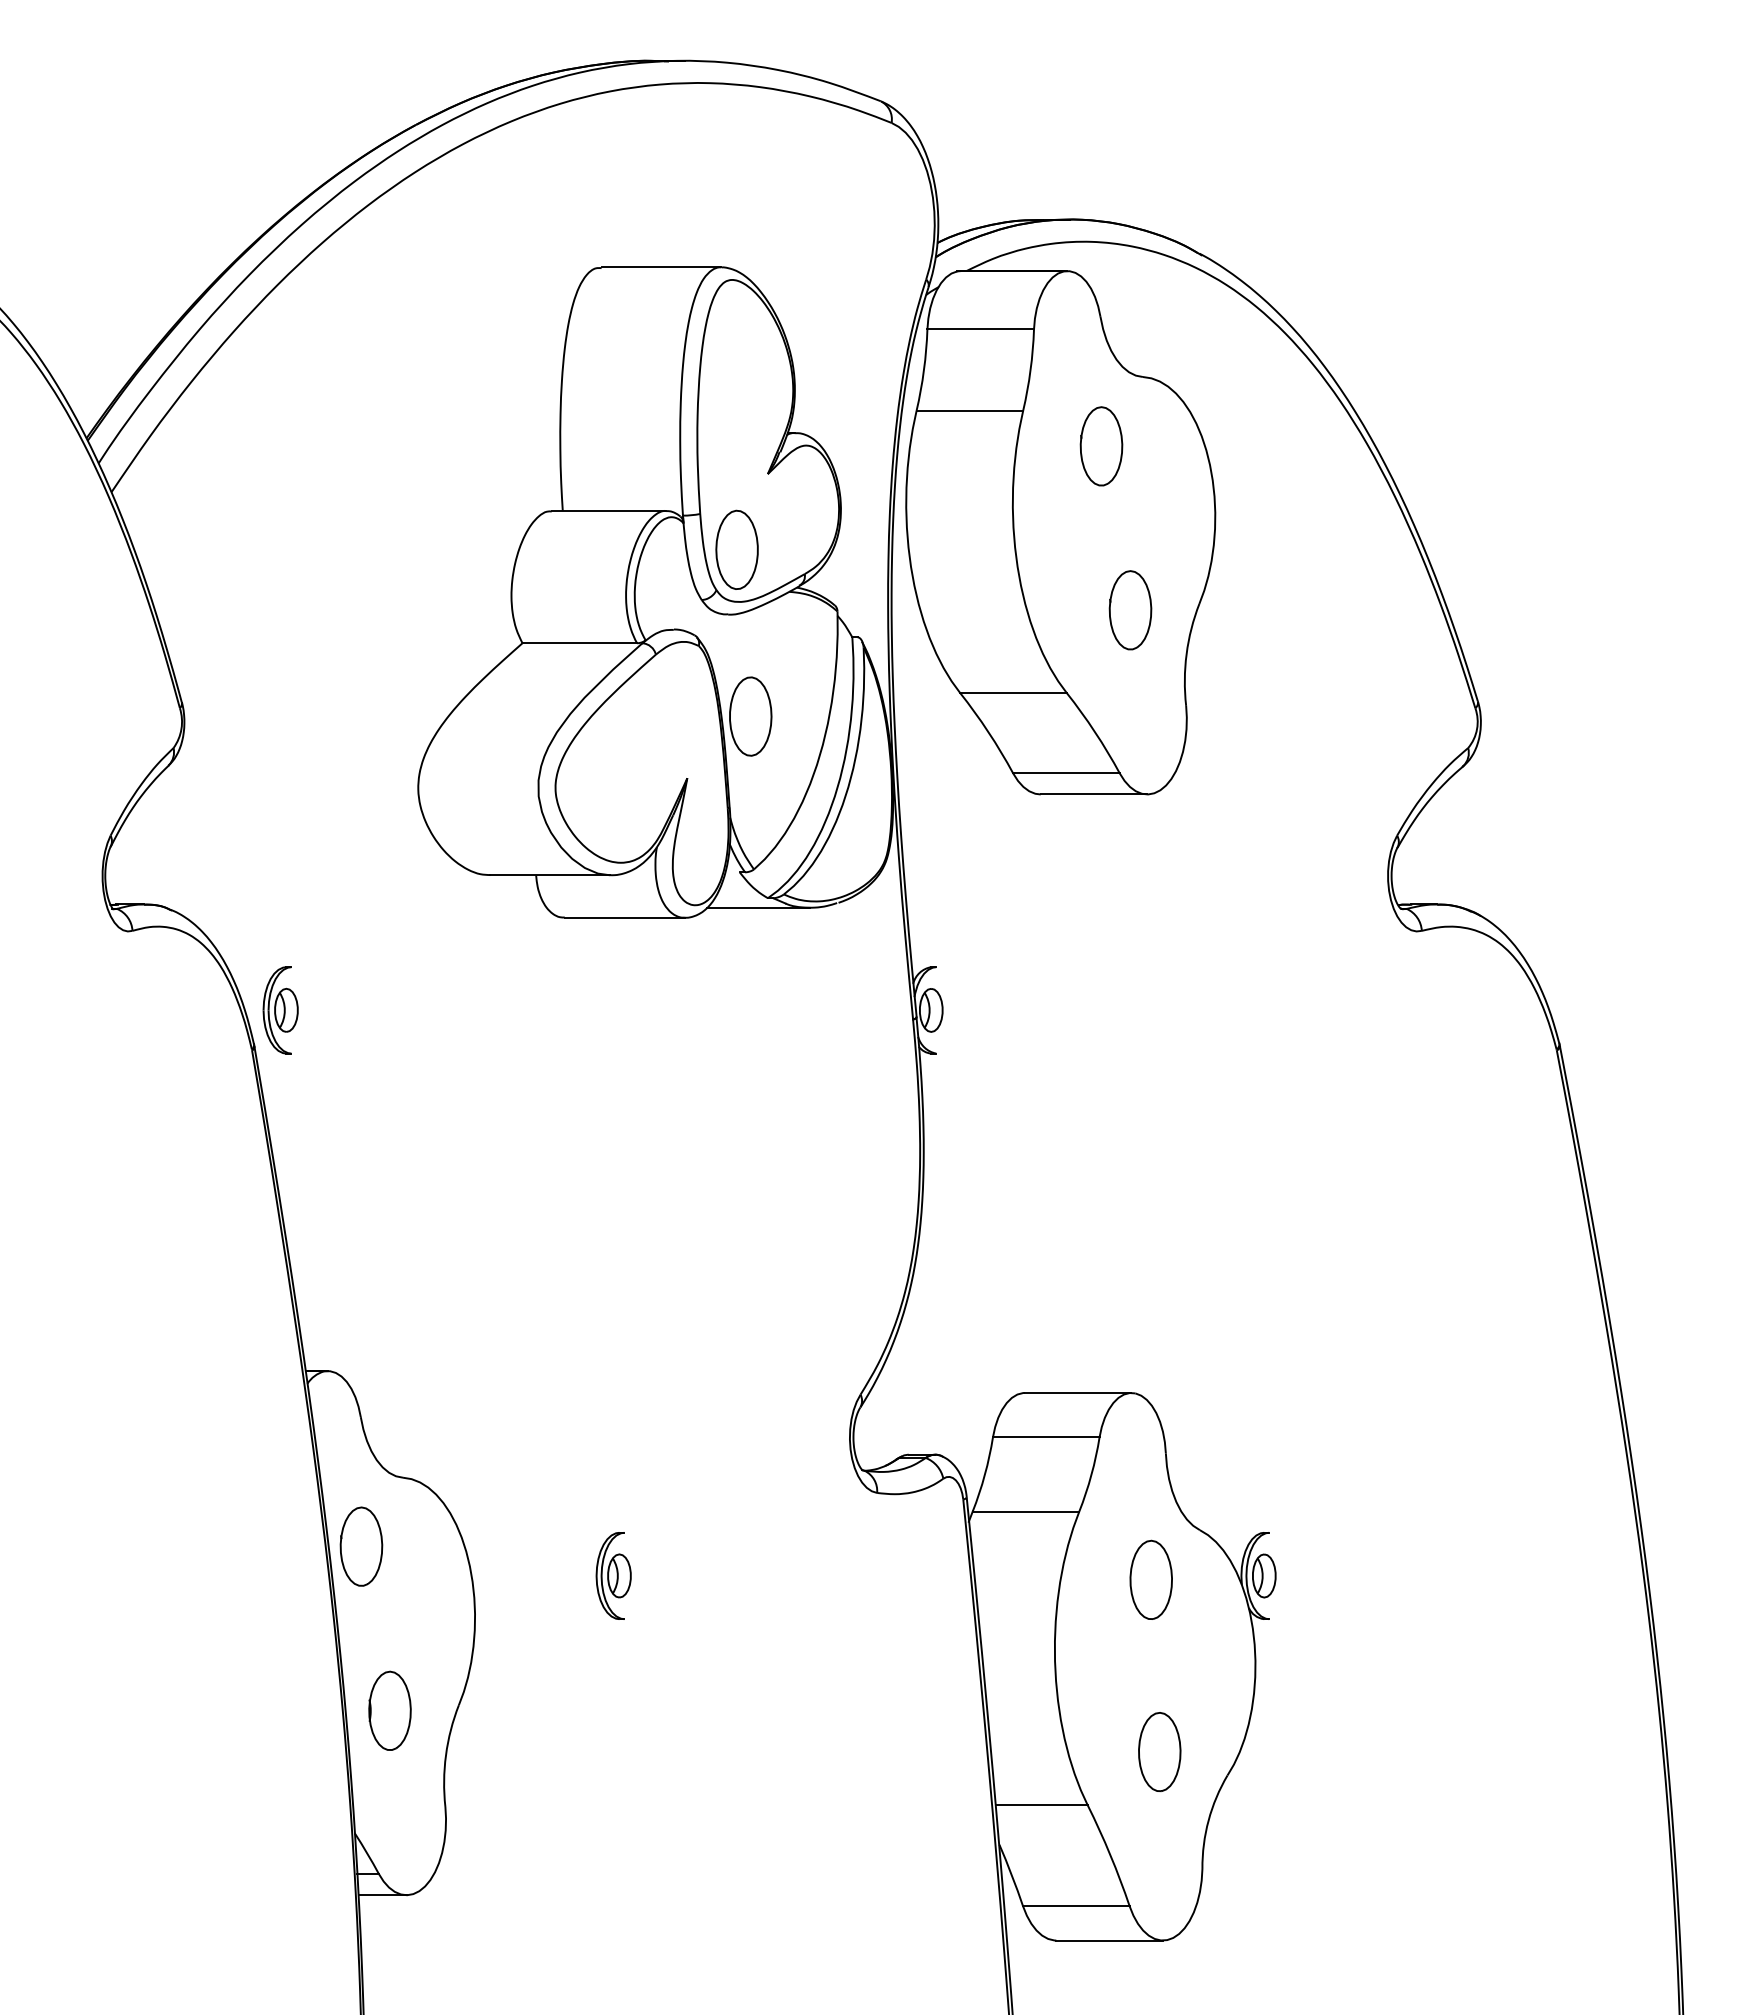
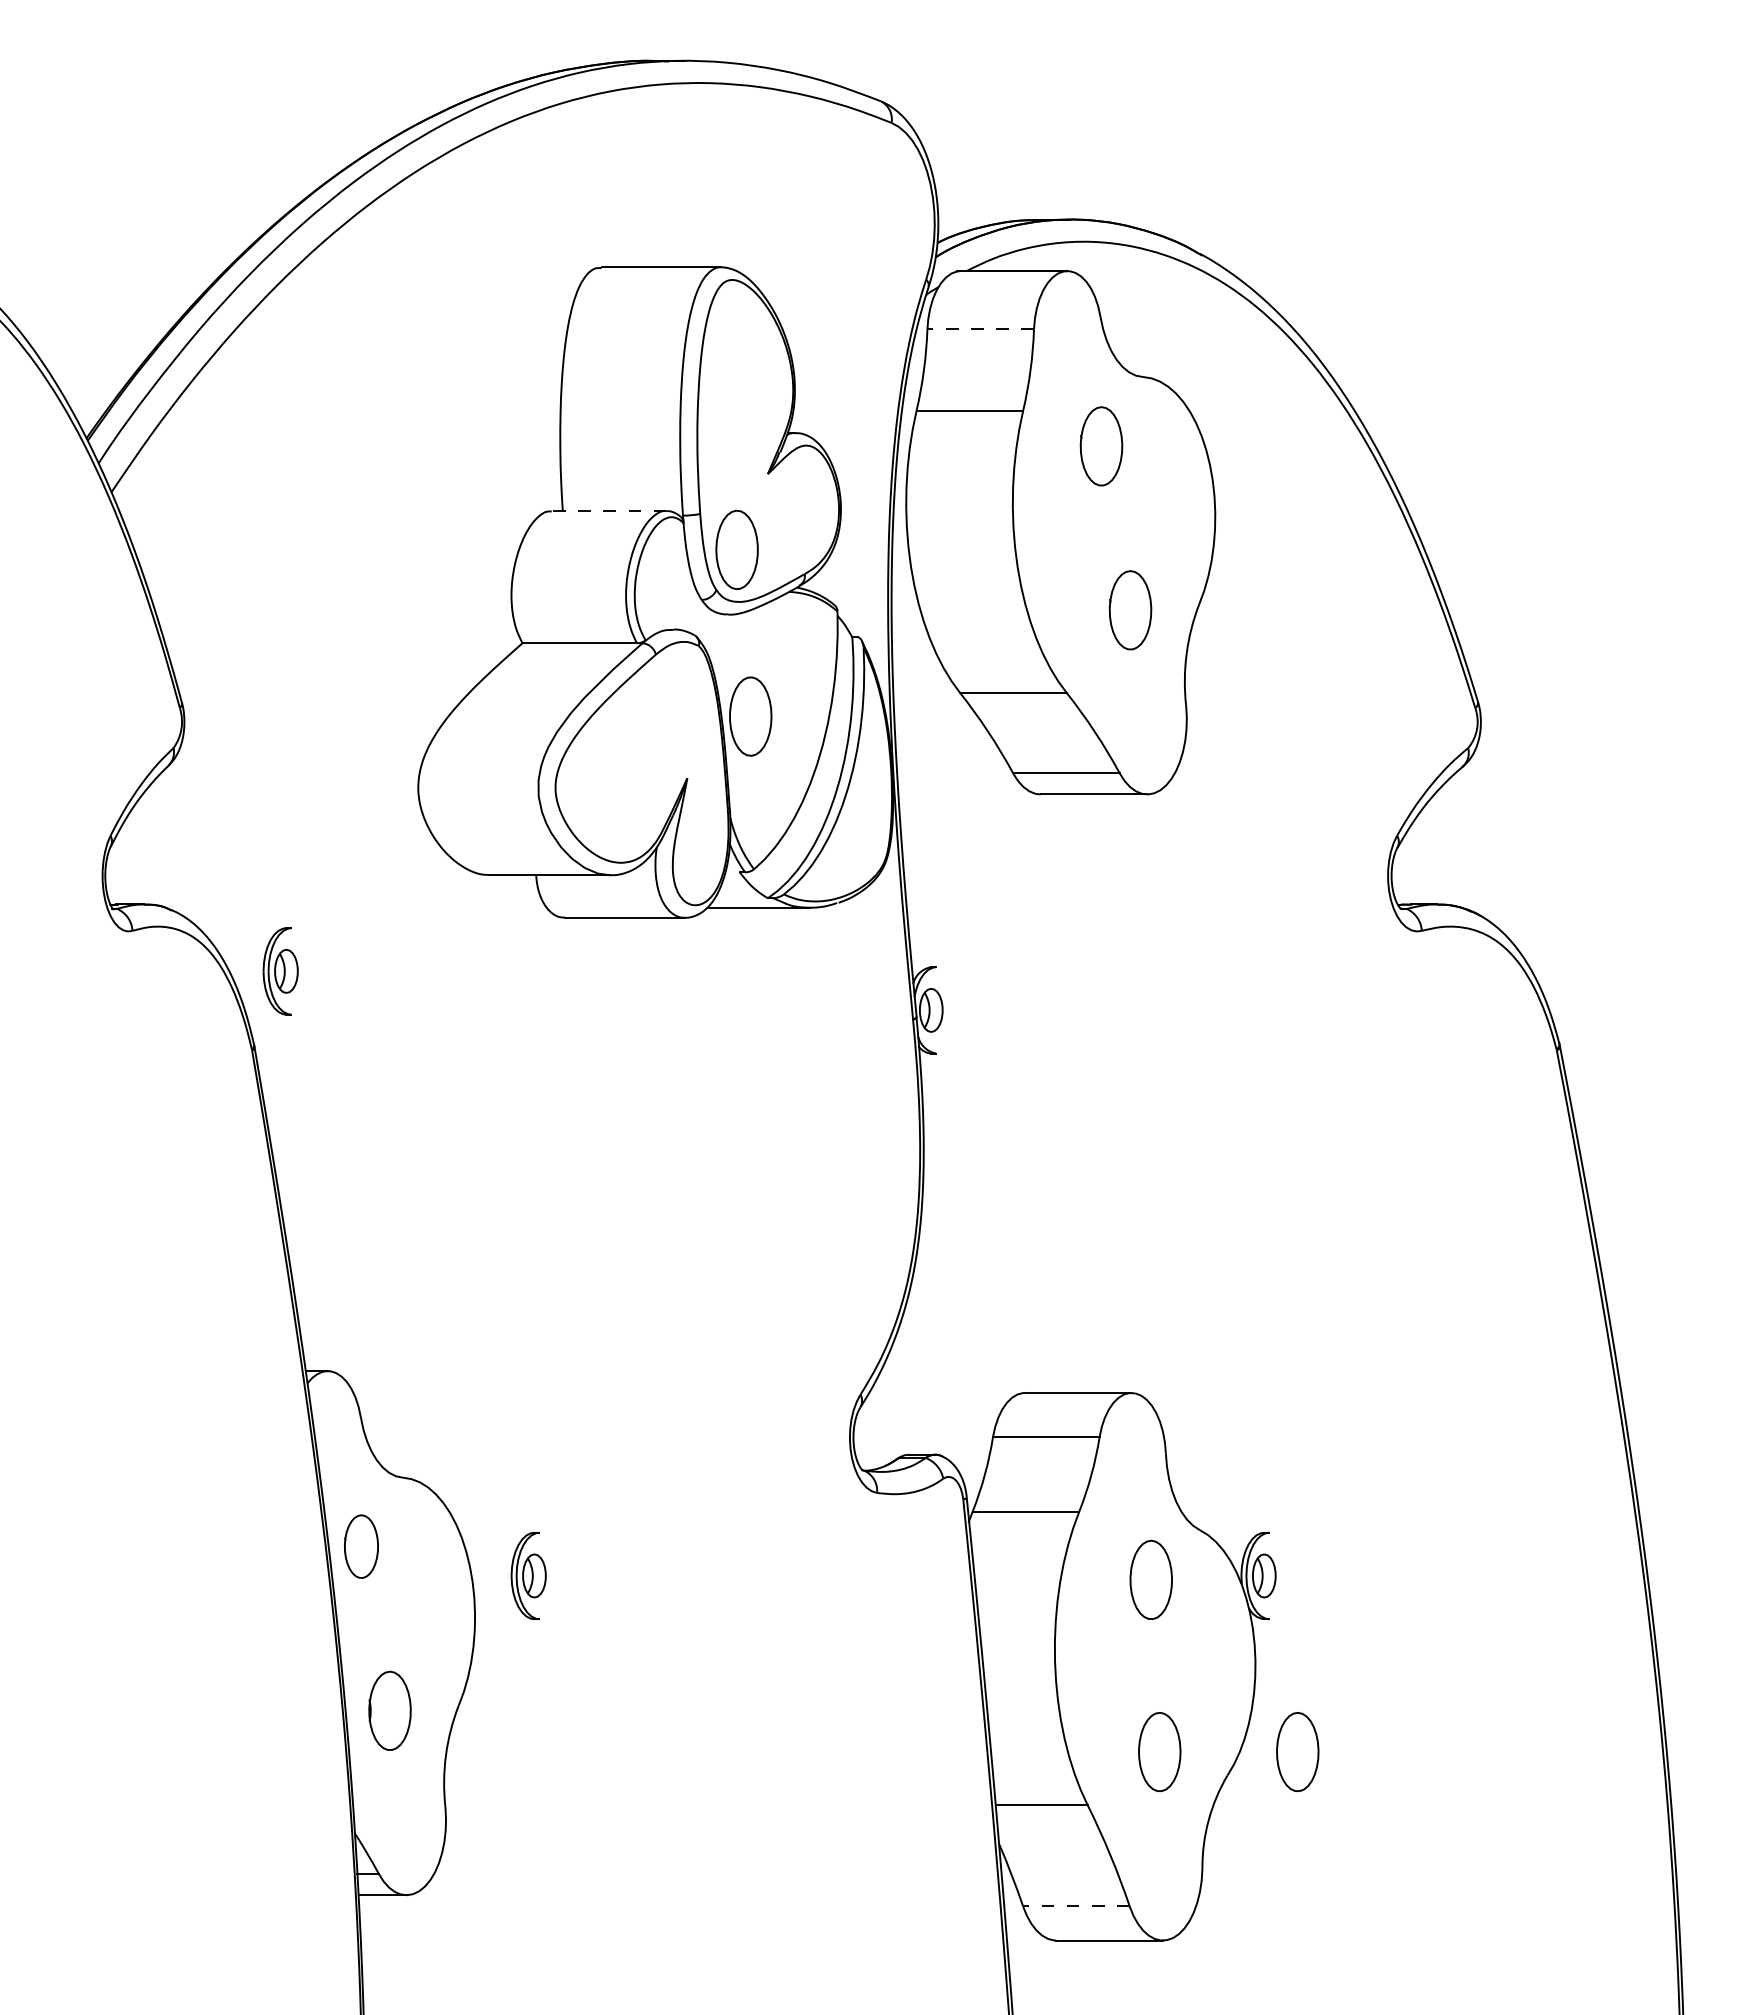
line: solid -> dashed (980, 329)
line: solid -> dashed (608, 510)
part position: (280, 1010) -> (280, 971) (280, 971)
part size: 45x81 px -> 35x65 px (361, 1546)
part position: (613, 1575) -> (528, 1575) (528, 1575)
part: none -> present (1297, 1751)
line: solid -> dashed (1075, 1906)
